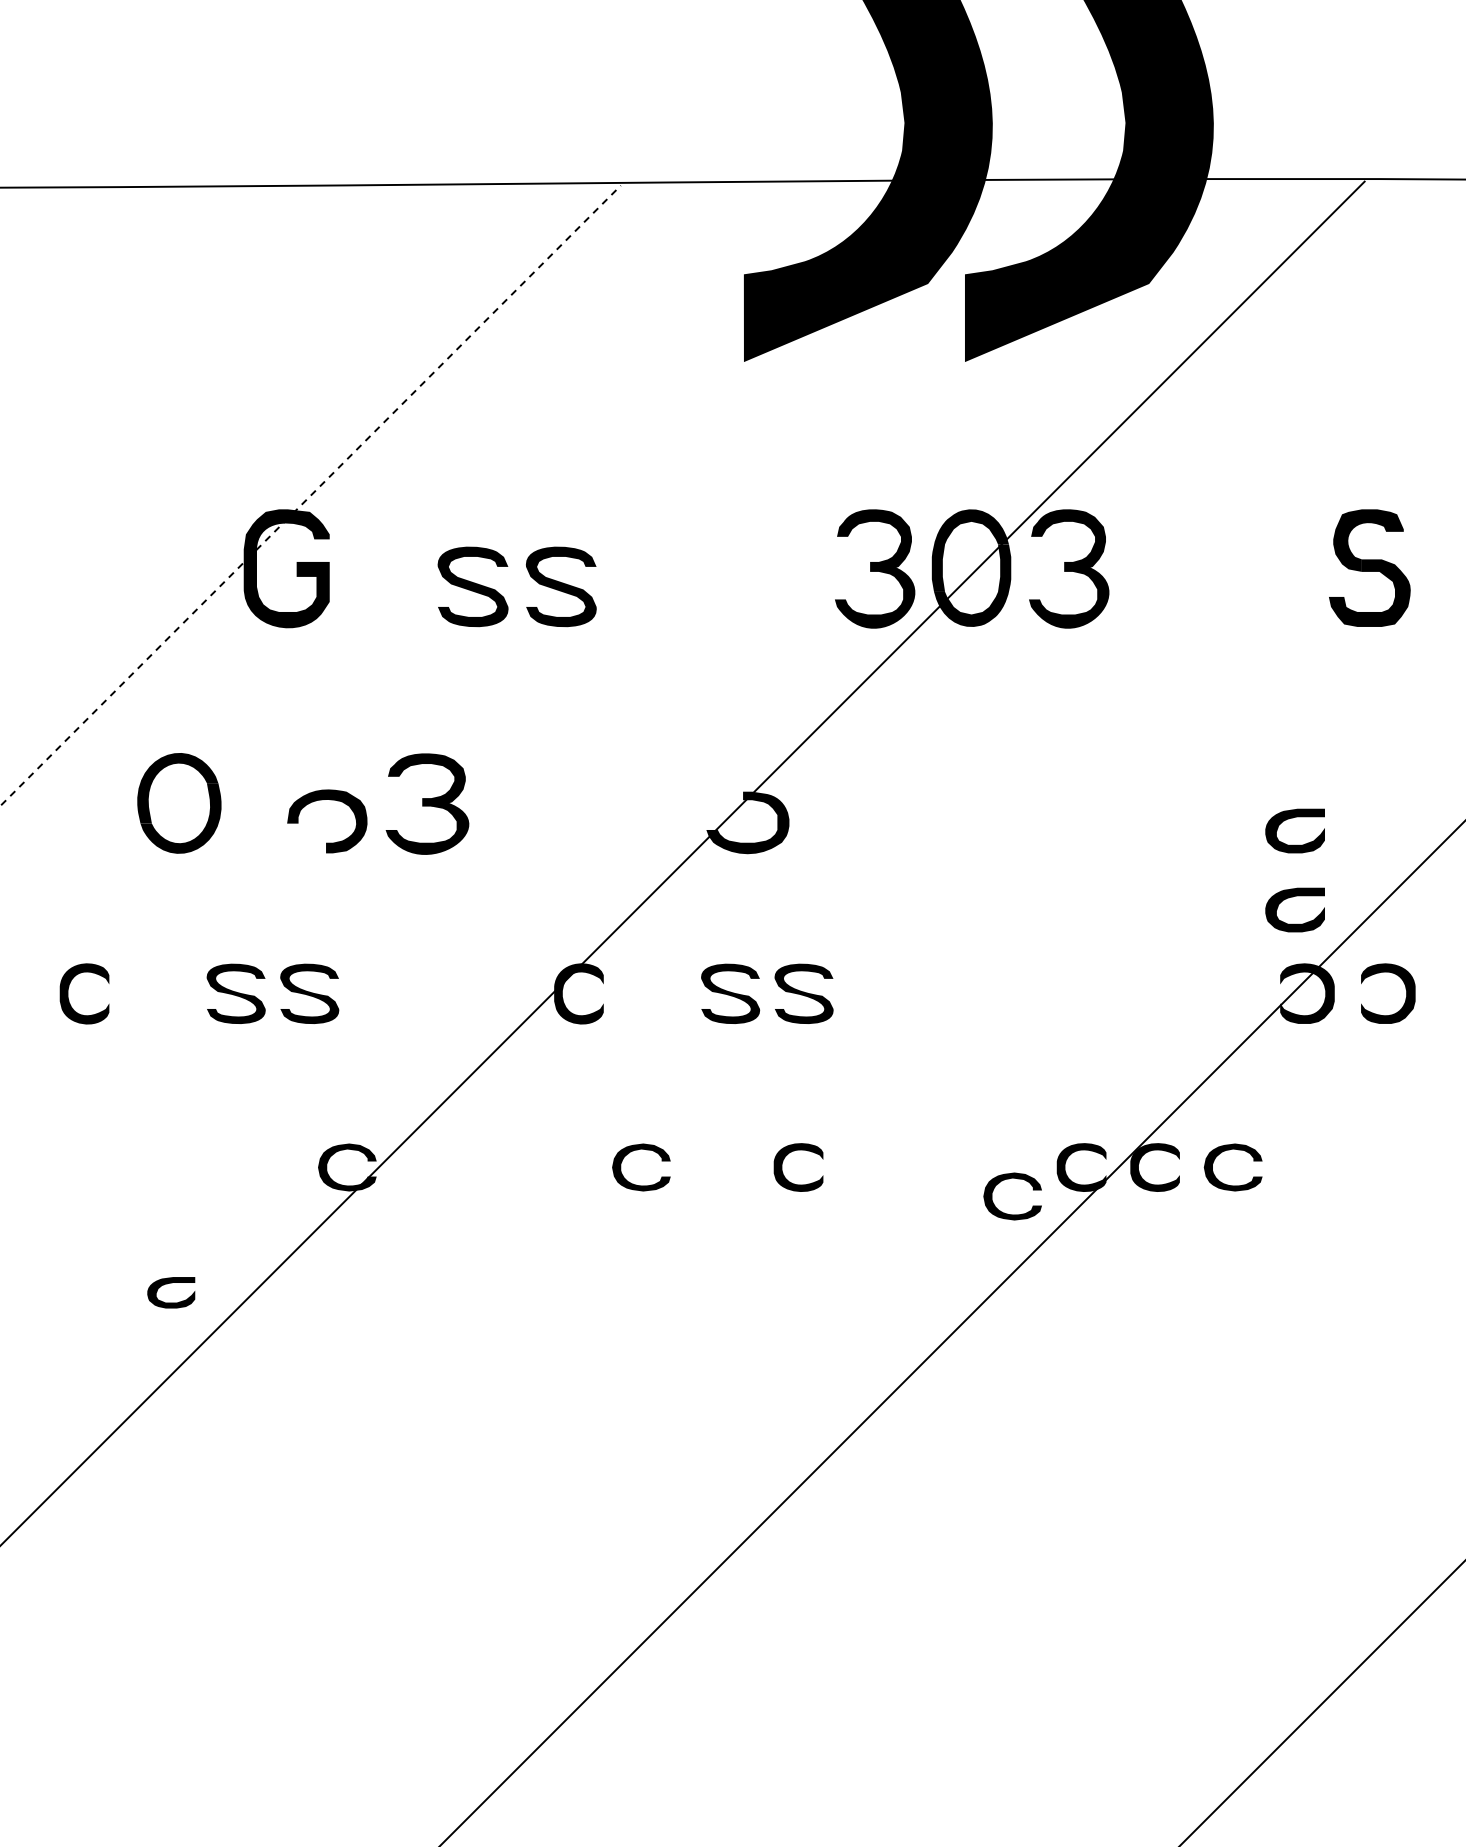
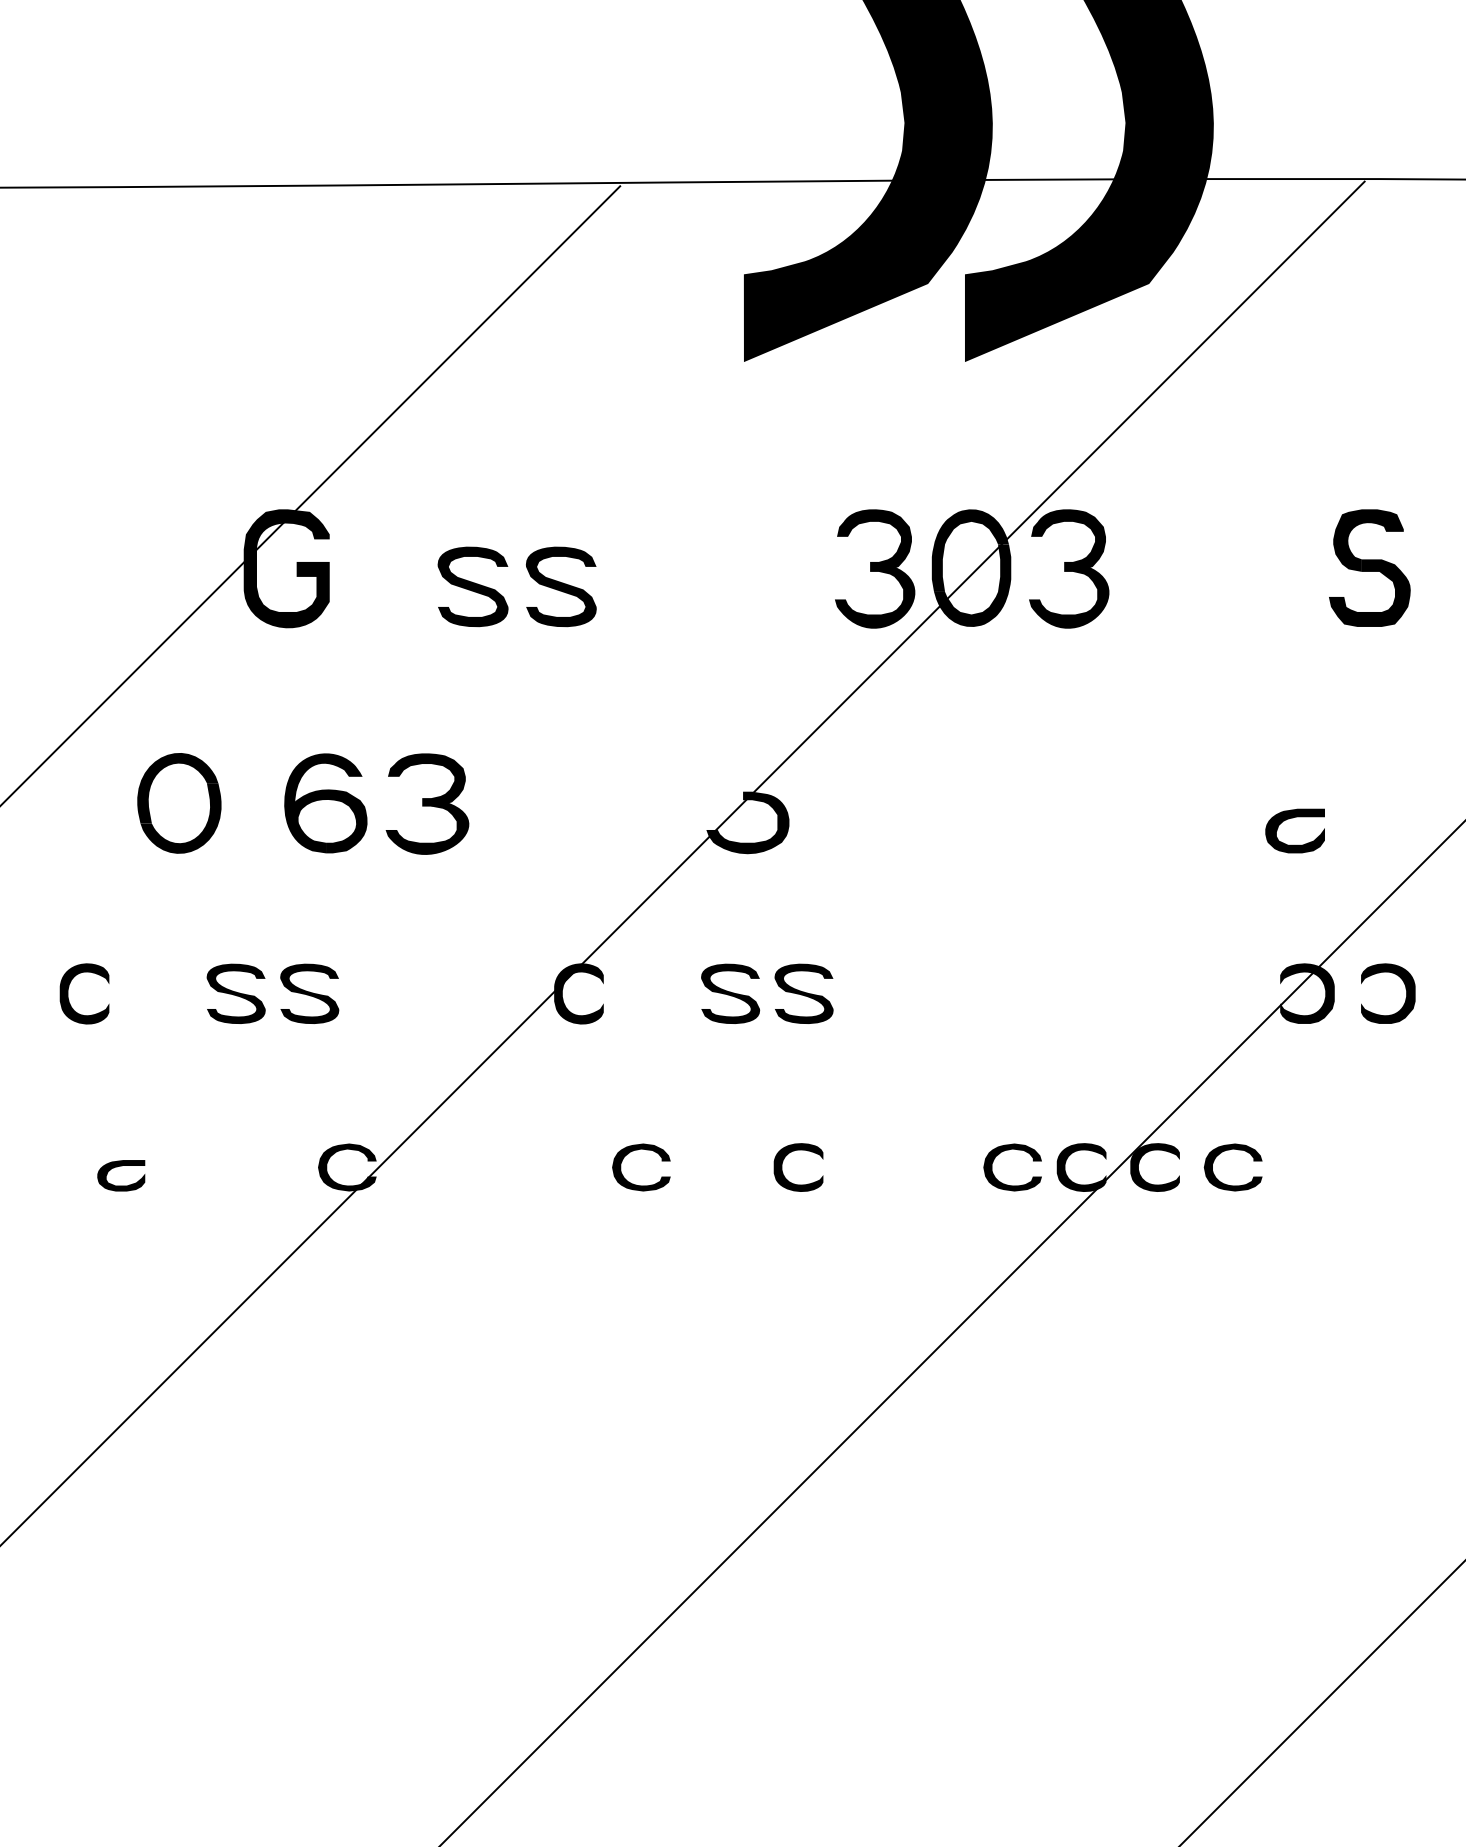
line: dashed -> solid (310, 495)
fill: none -> present (323, 803)
part: present -> none (1293, 897)
part position: (1009, 1179) -> (1009, 1150) (1009, 1150)
part position: (167, 1284) -> (117, 1167) (117, 1167)
